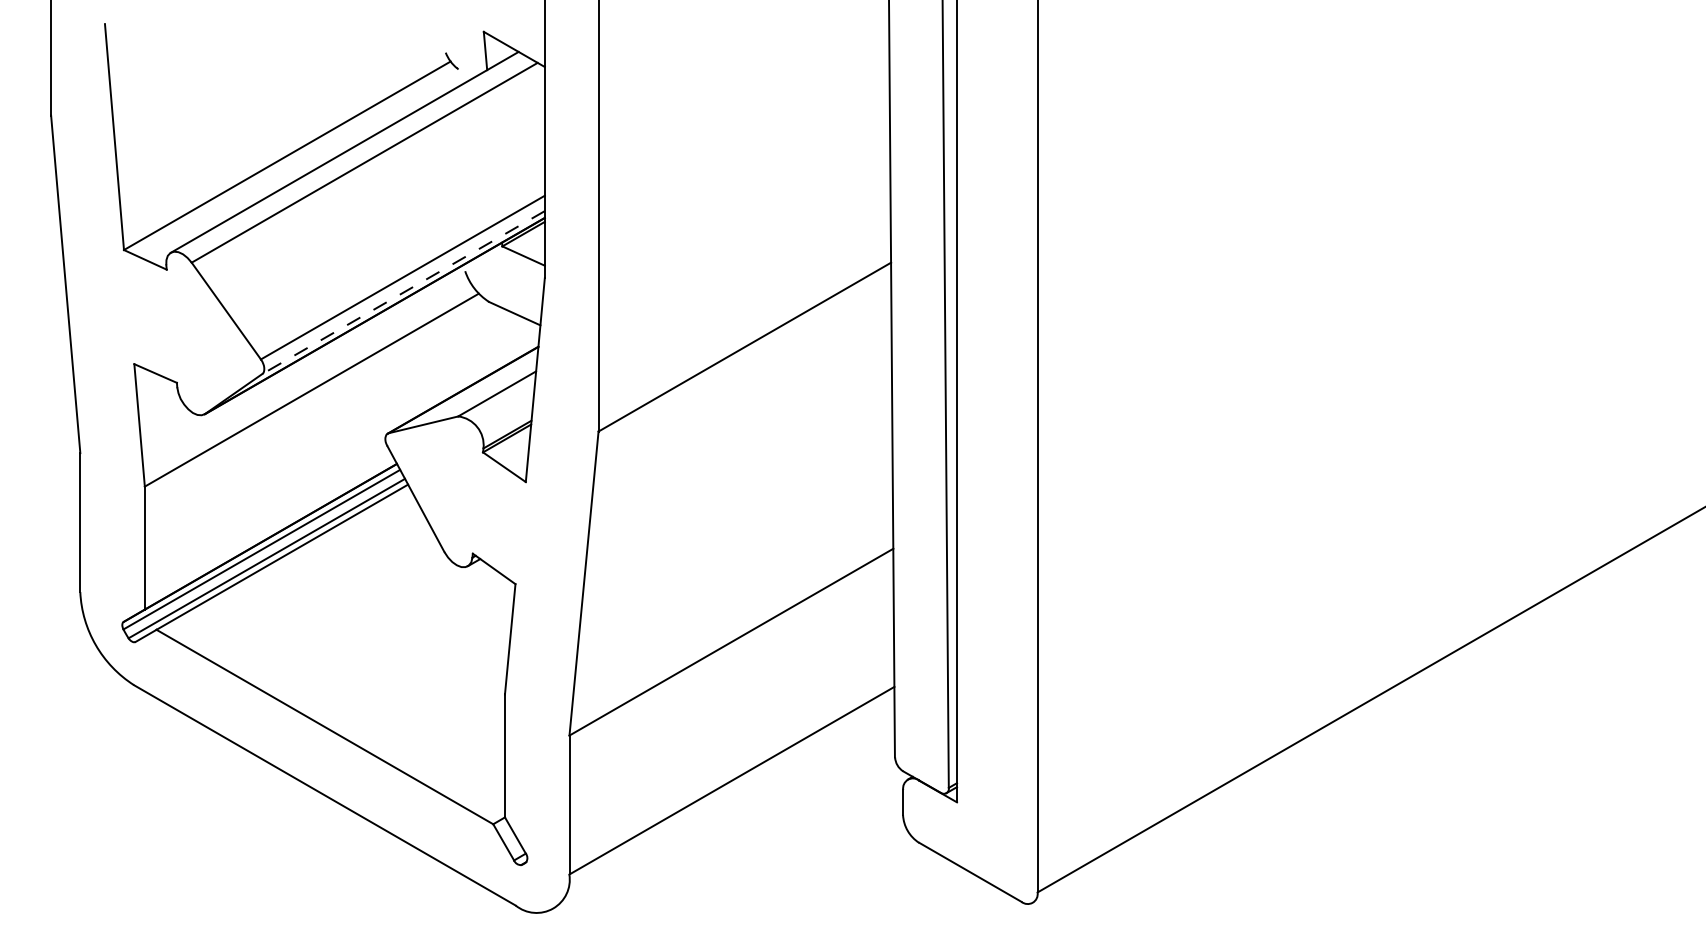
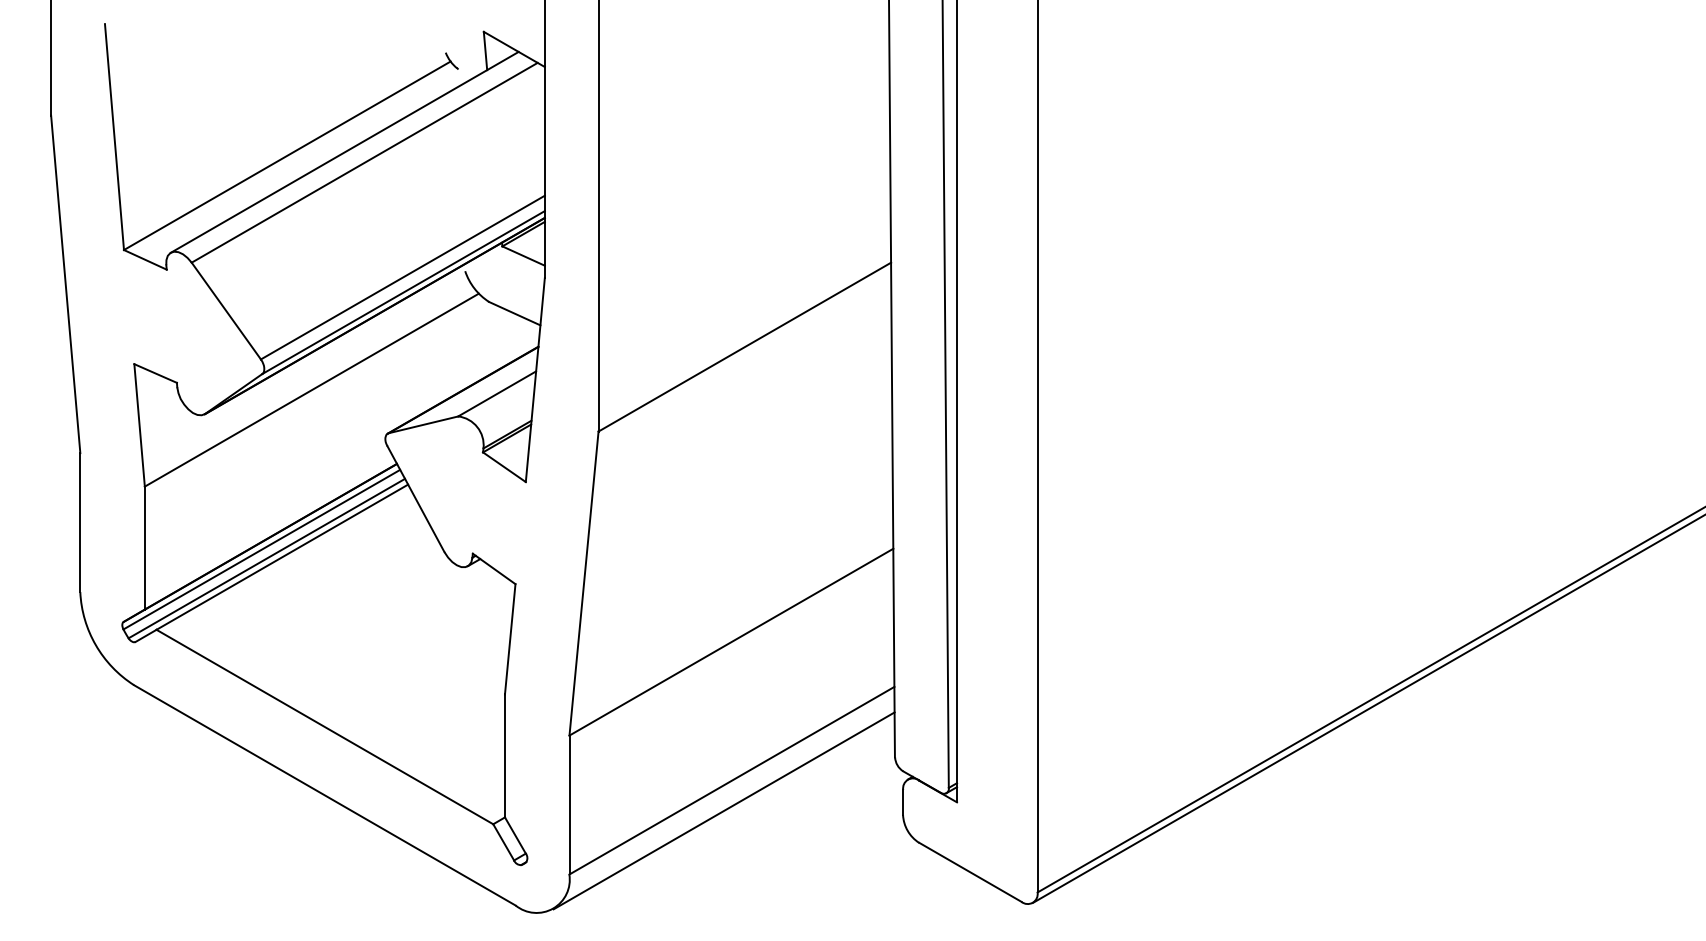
line: dashed -> solid (403, 292)
line: none -> present (1367, 709)
line: none -> present (723, 810)
